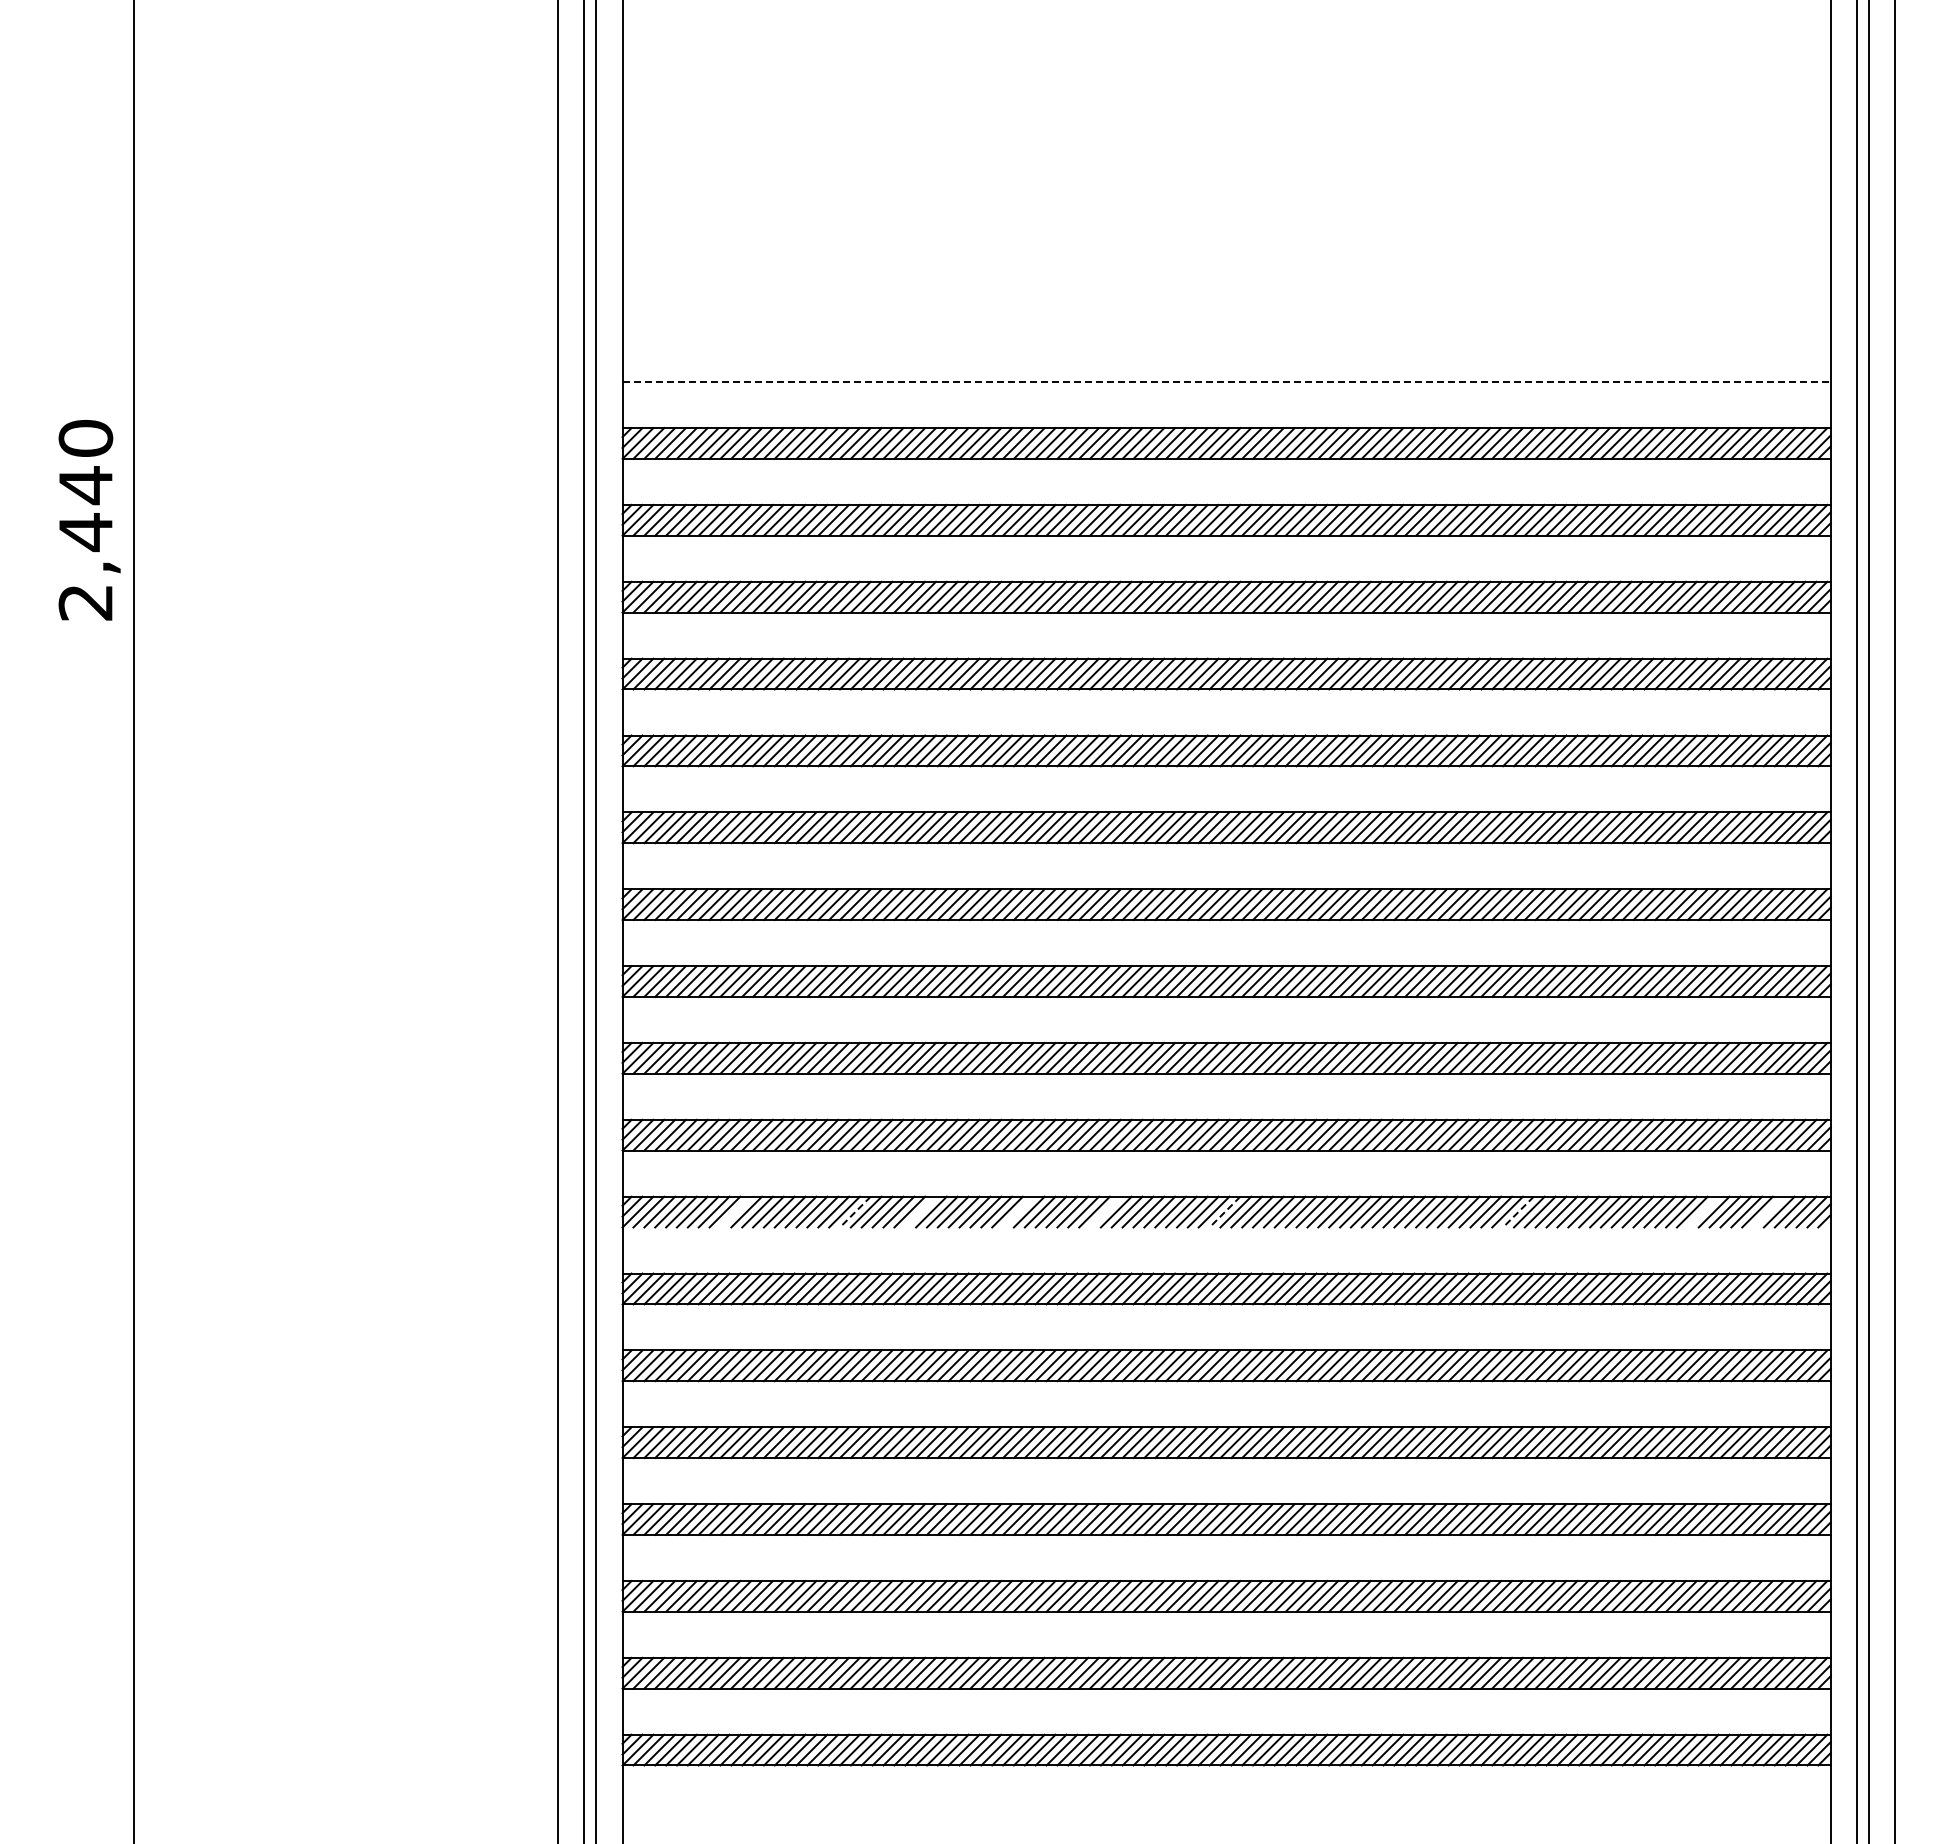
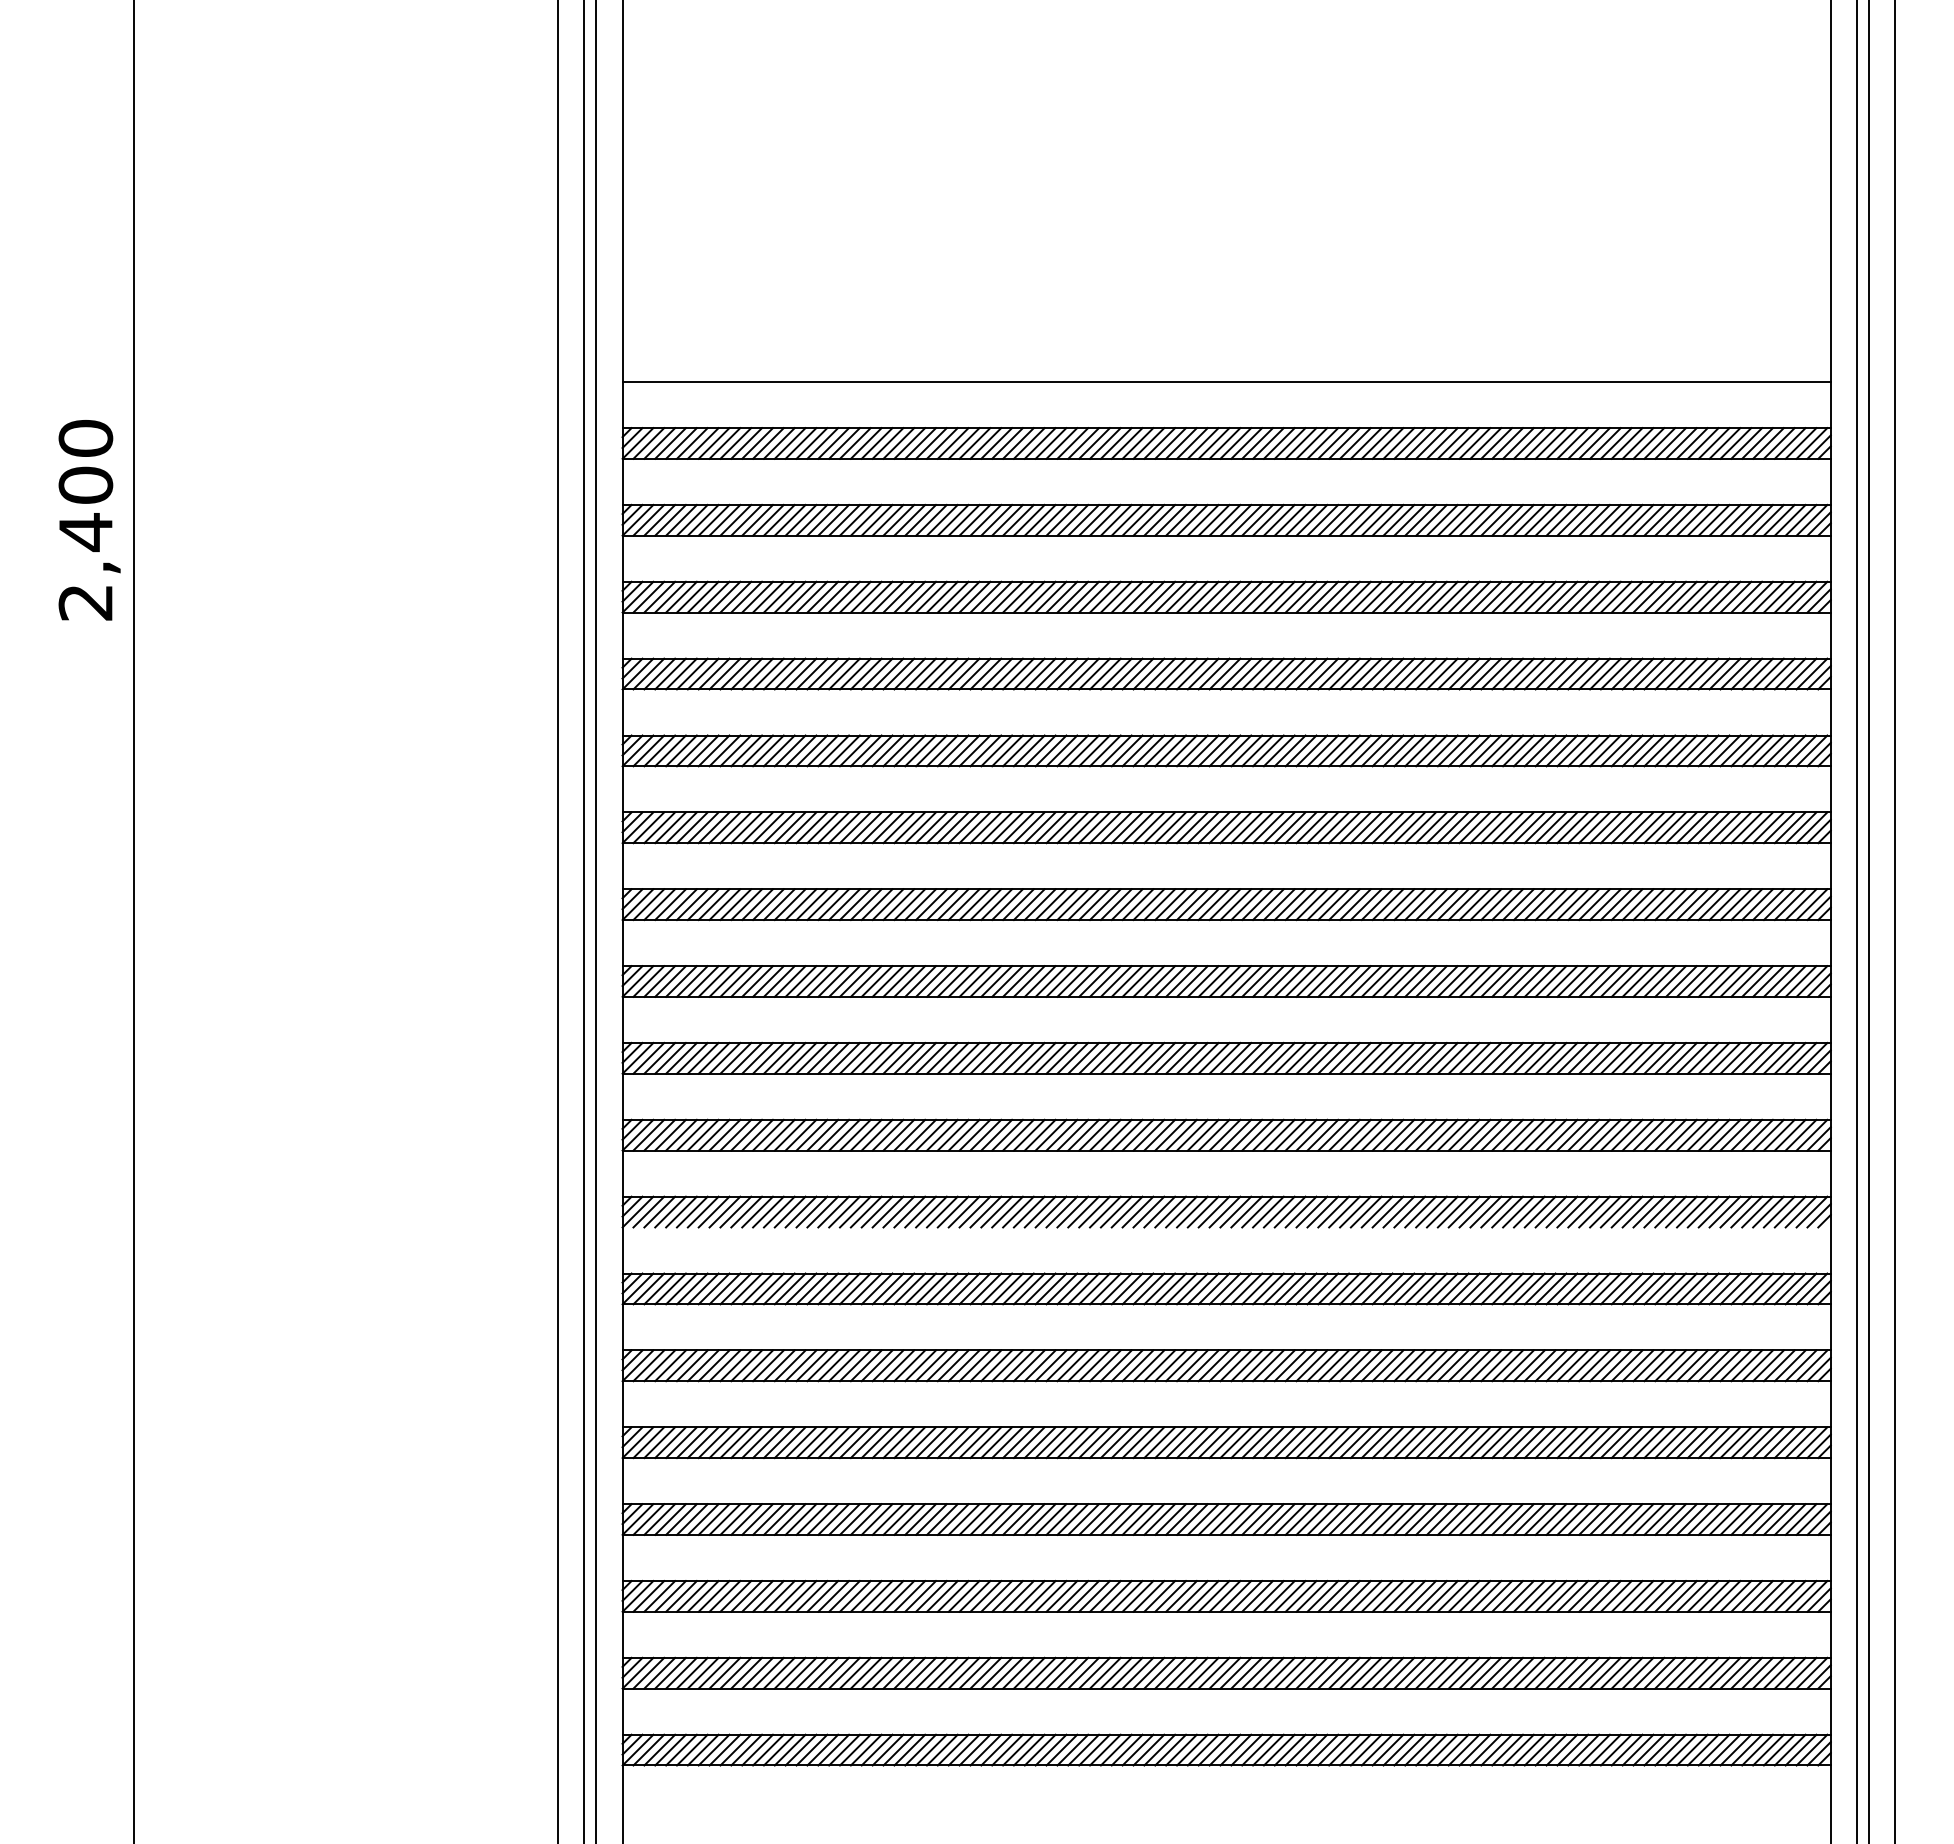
line: dashed -> solid (1227, 381)
text: 2,440 -> 2,400 (85, 485)
line: none -> present (735, 1211)
line: none -> present (920, 1211)
line: none -> present (1018, 1211)
line: none -> present (1105, 1211)
line: none -> present (1702, 1211)
line: none -> present (1768, 1211)
line: dashed -> solid (855, 1212)
line: dashed -> solid (1224, 1212)
line: dashed -> solid (1518, 1212)
